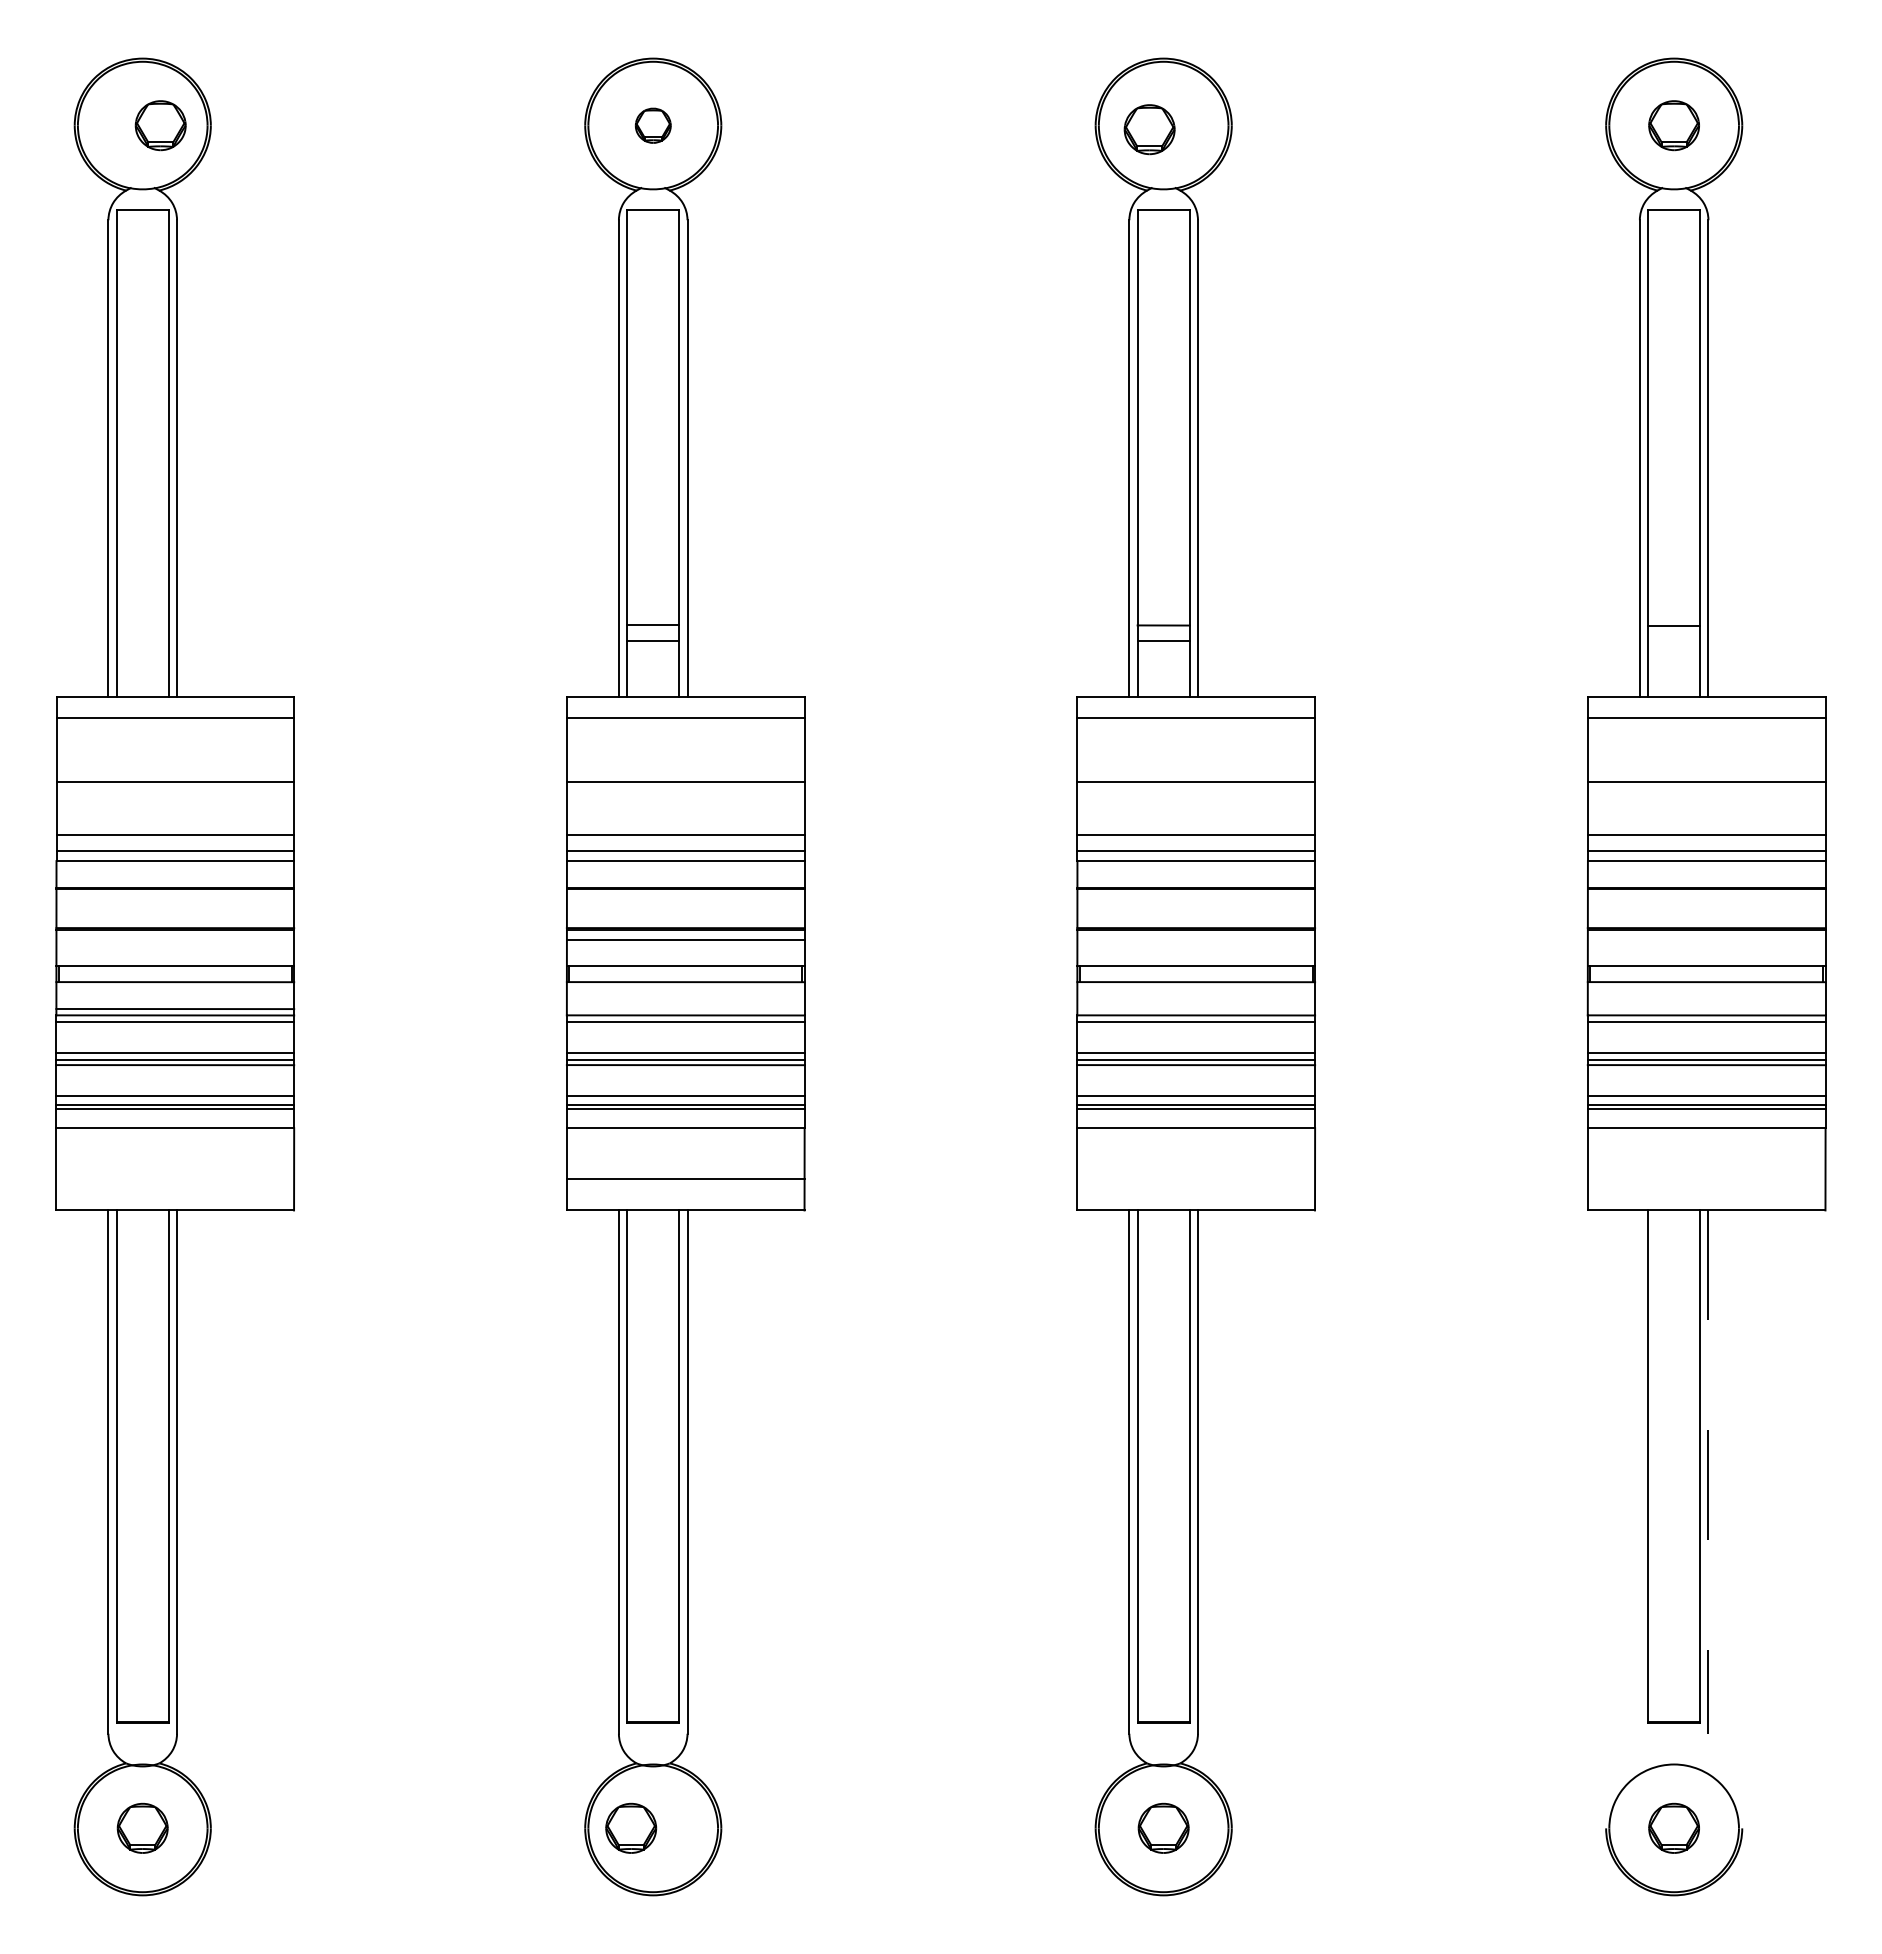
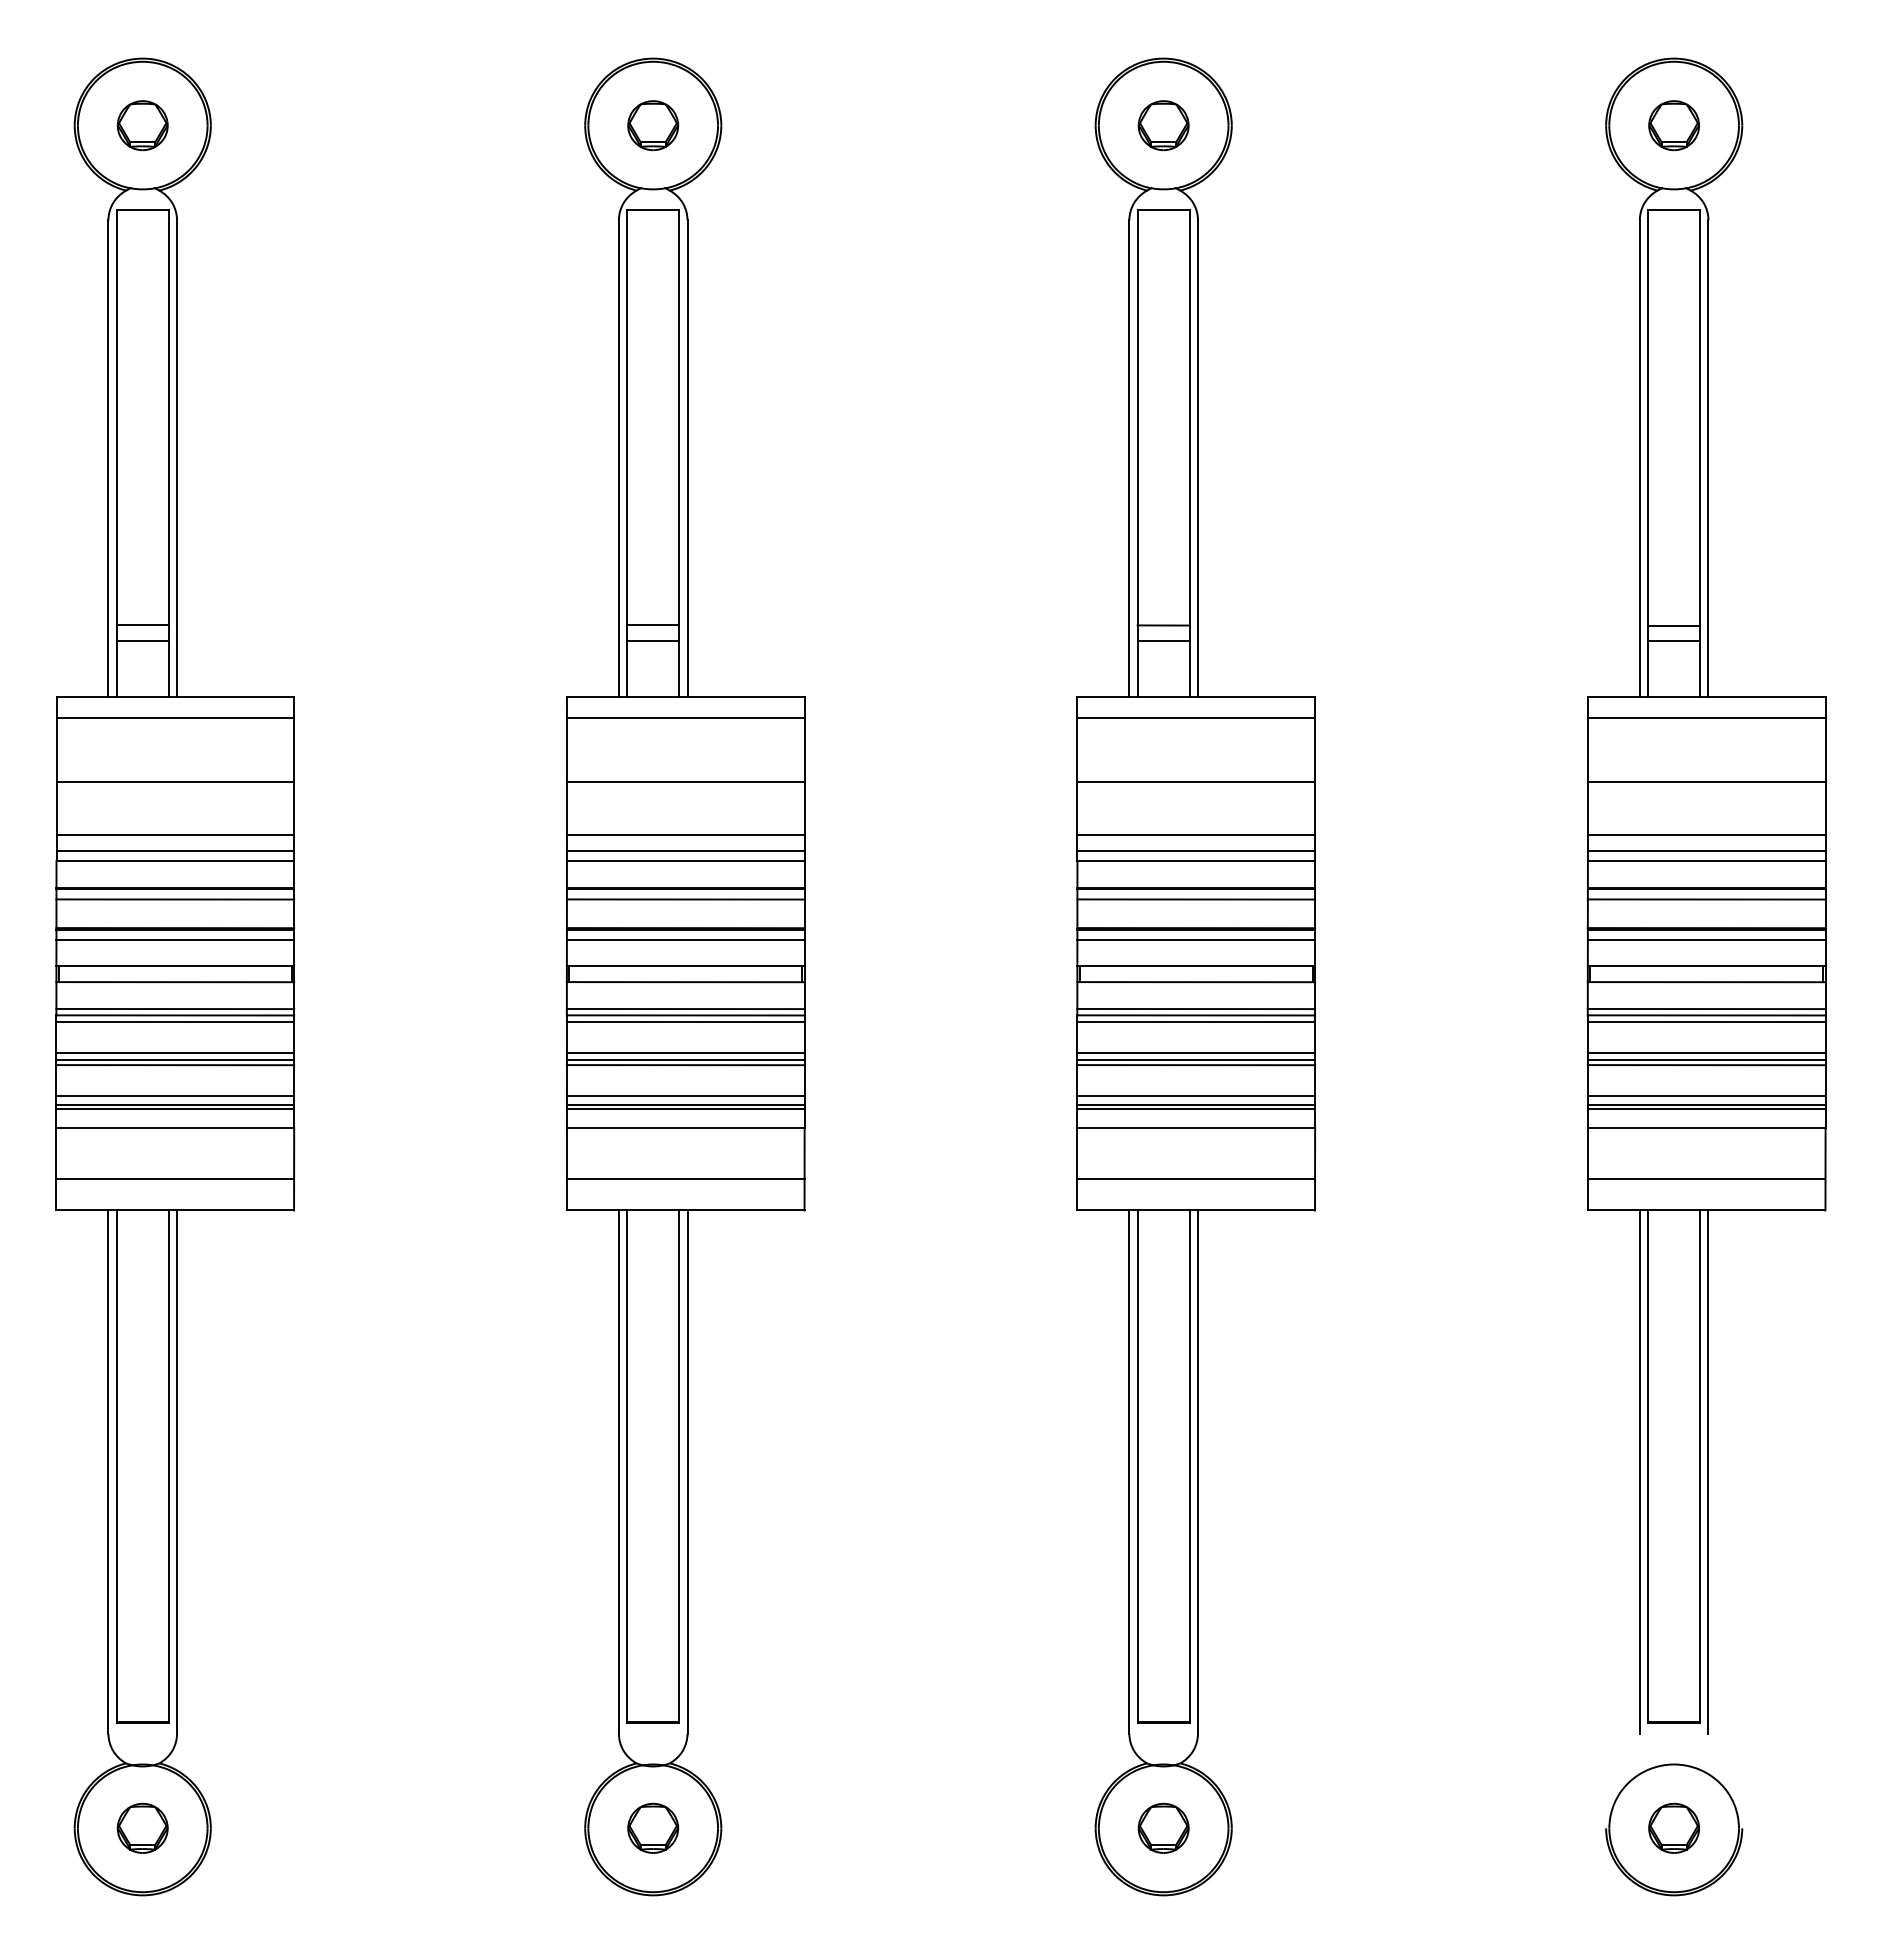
part position: (160, 125) -> (142, 125) (142, 125)
part size: 38x37 px -> 53x52 px (653, 125)
part position: (1149, 129) -> (1163, 125) (1163, 125)
line: none -> present (142, 625)
line: none -> present (142, 641)
line: none -> present (1674, 641)
line: none -> present (175, 899)
line: none -> present (685, 899)
line: none -> present (1196, 899)
line: none -> present (1706, 899)
line: none -> present (175, 940)
line: none -> present (1196, 940)
line: none -> present (1706, 940)
line: none -> present (685, 1009)
line: none -> present (1196, 1009)
line: none -> present (1706, 1009)
line: none -> present (175, 1179)
line: none -> present (1196, 1179)
line: none -> present (1706, 1179)
line: none -> present (1639, 1471)
line: dashed -> solid (1708, 1472)
part position: (631, 1827) -> (653, 1827) (653, 1827)
